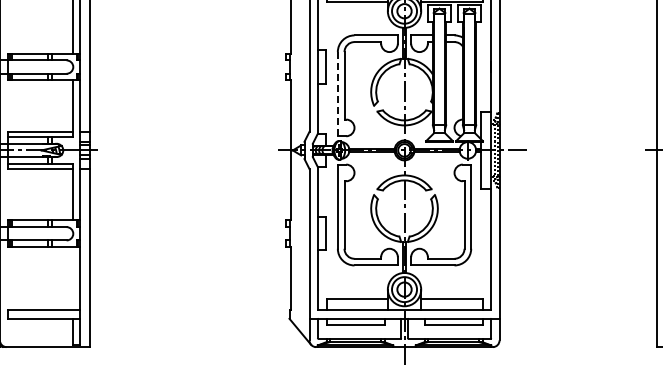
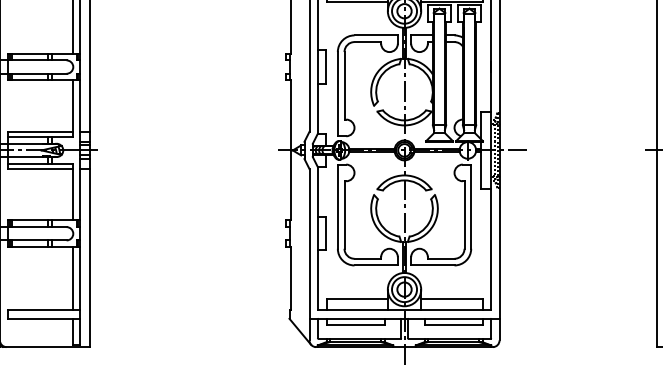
line: dashed -> solid (337, 93)
line: none -> present (73, 278)
